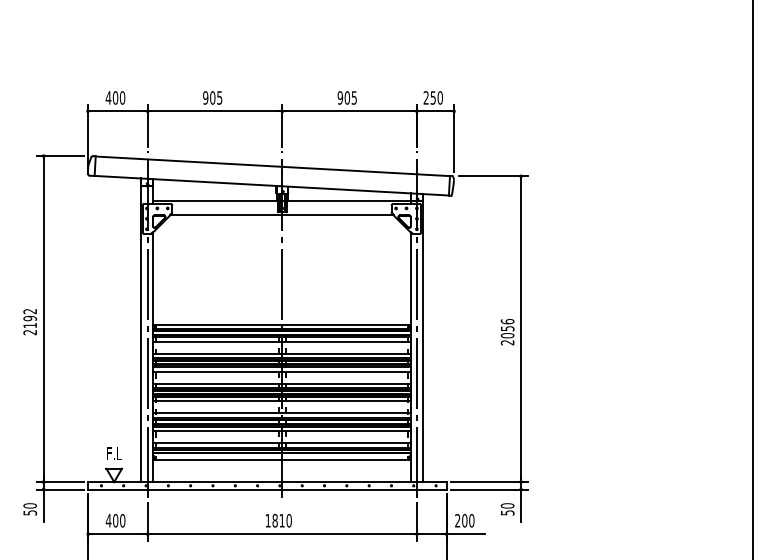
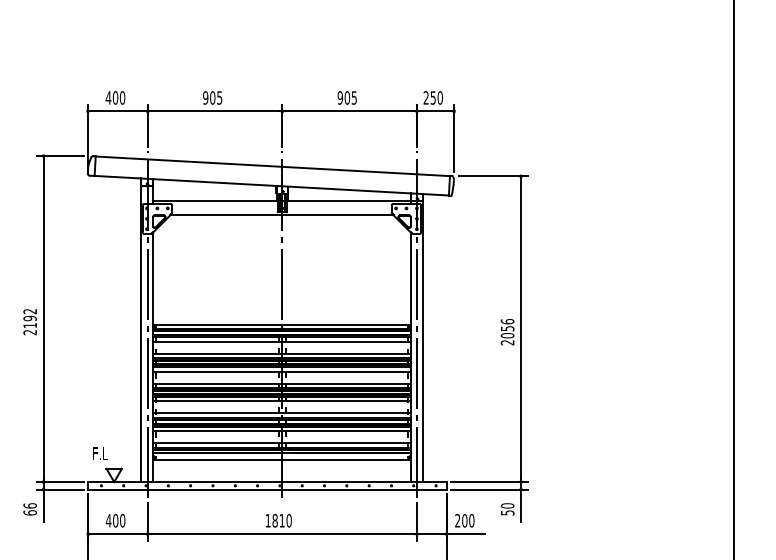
line position: (752, 279) -> (733, 279) (733, 279)
text position: (114, 453) -> (100, 453) (100, 453)
text: 50 -> 66 (30, 509)
